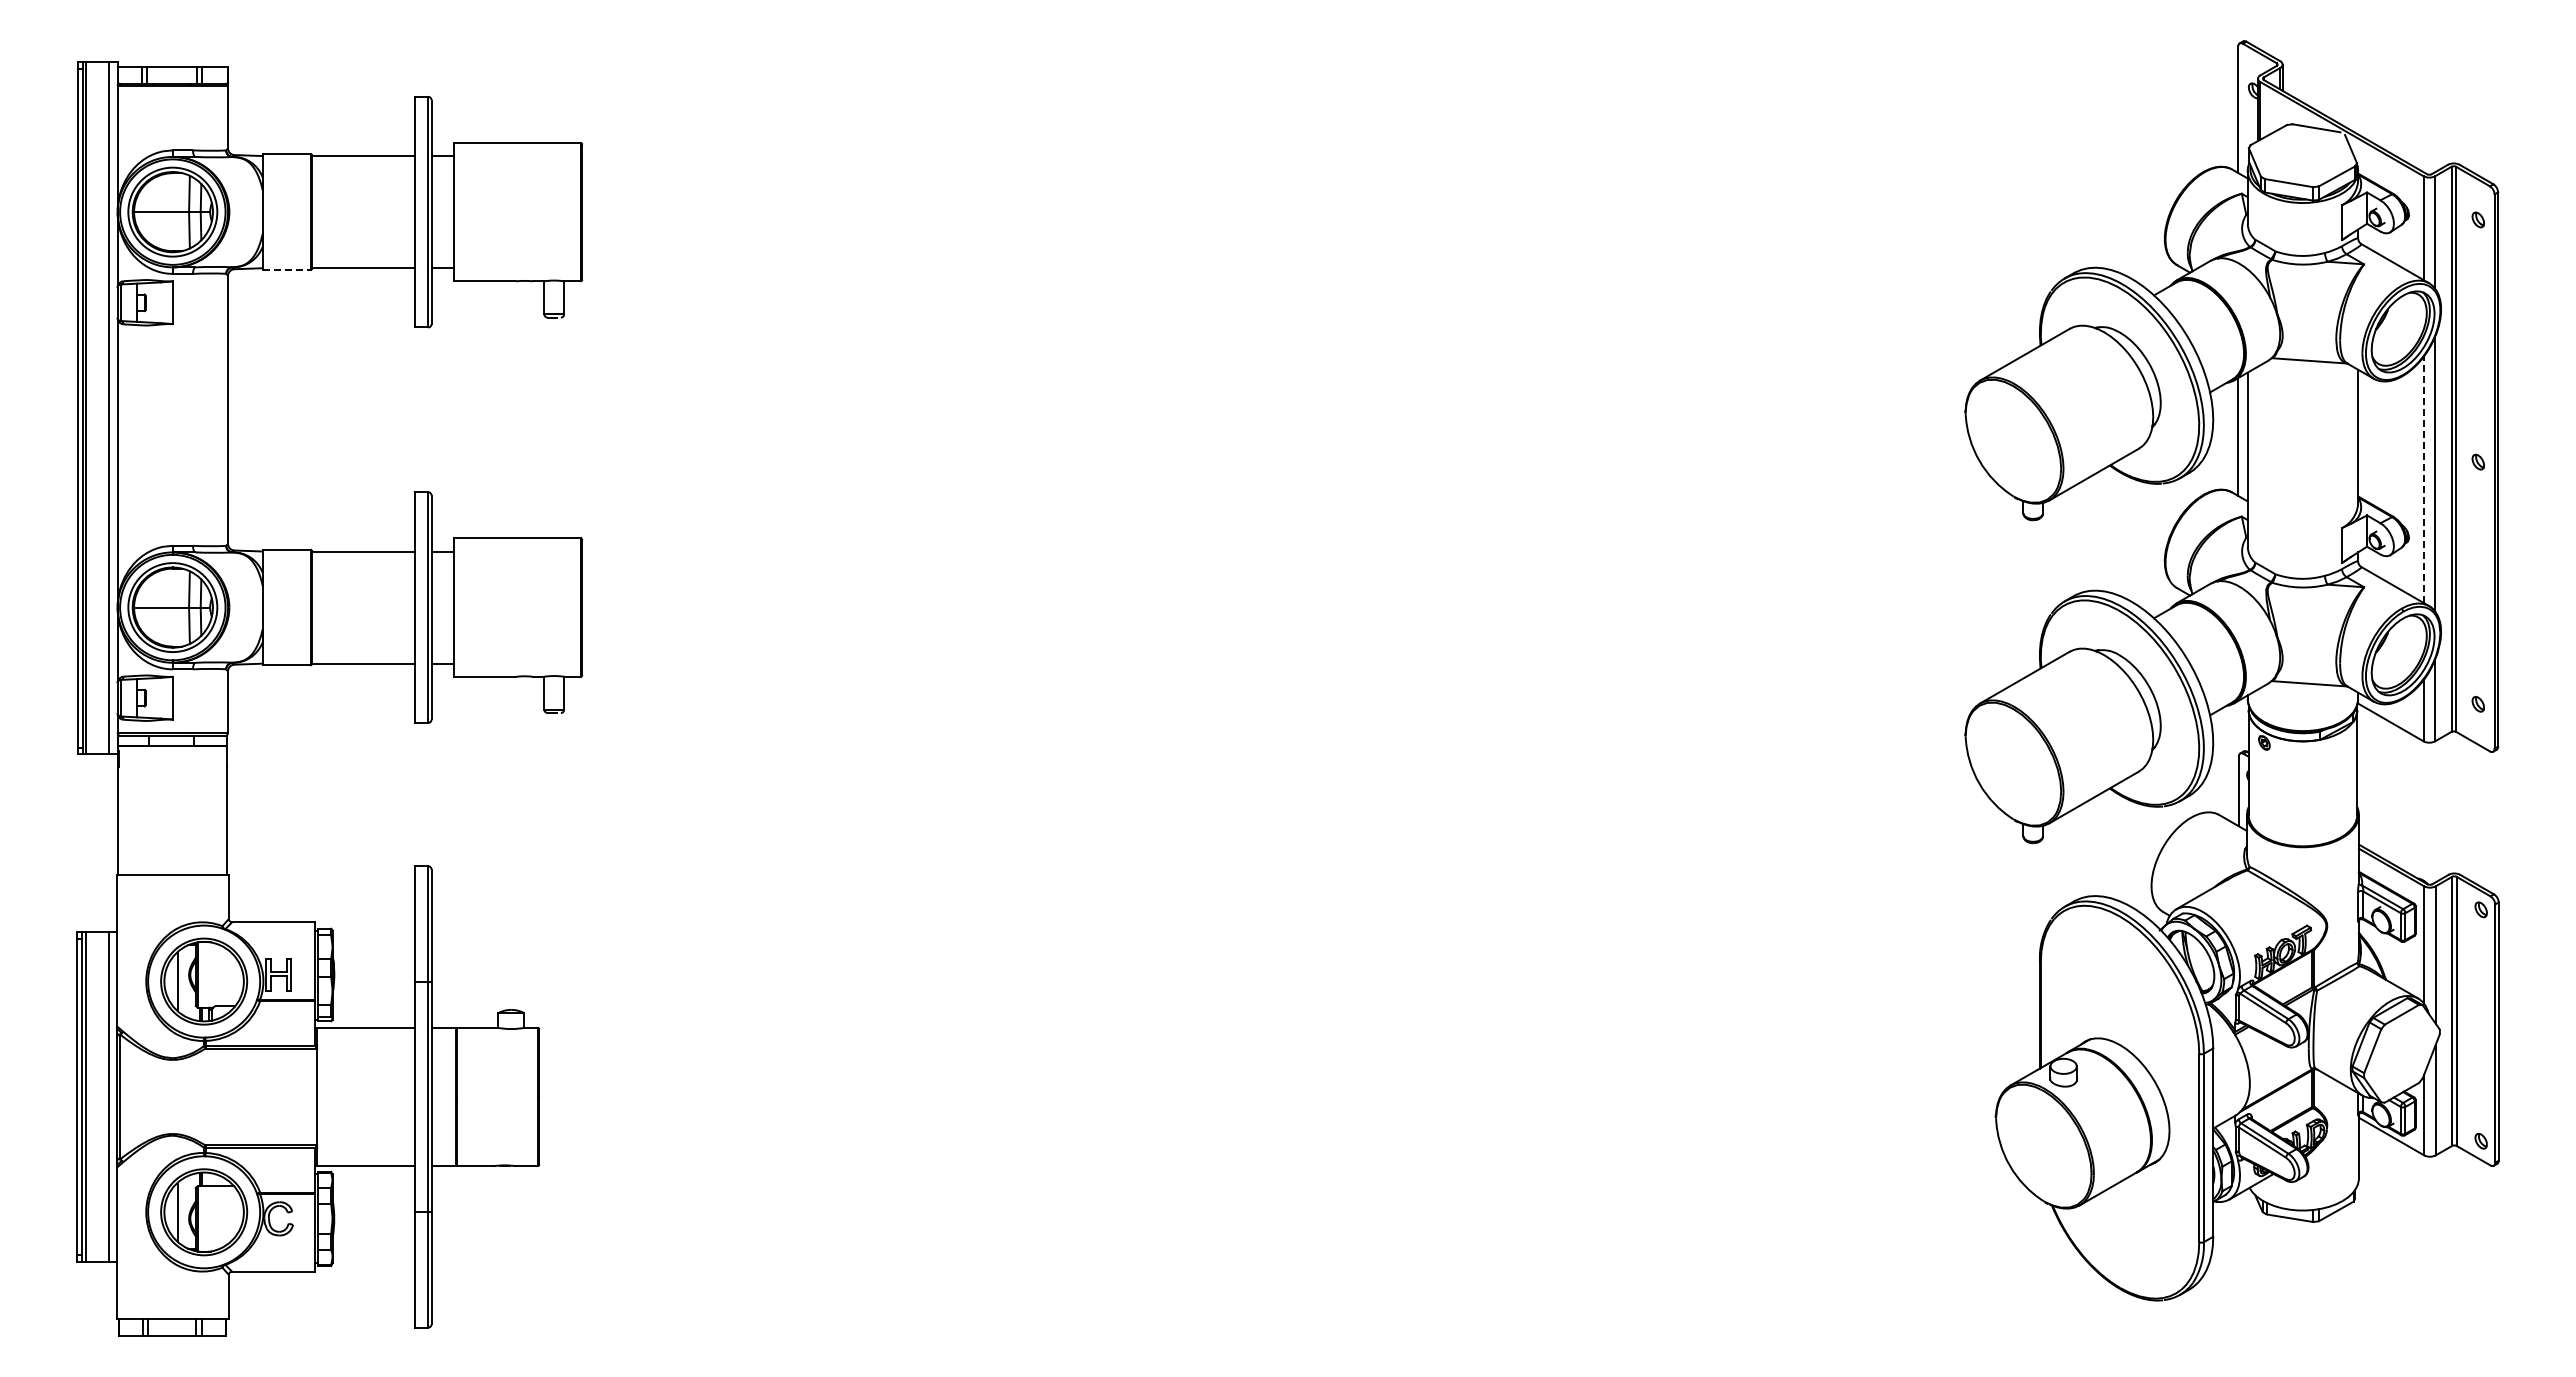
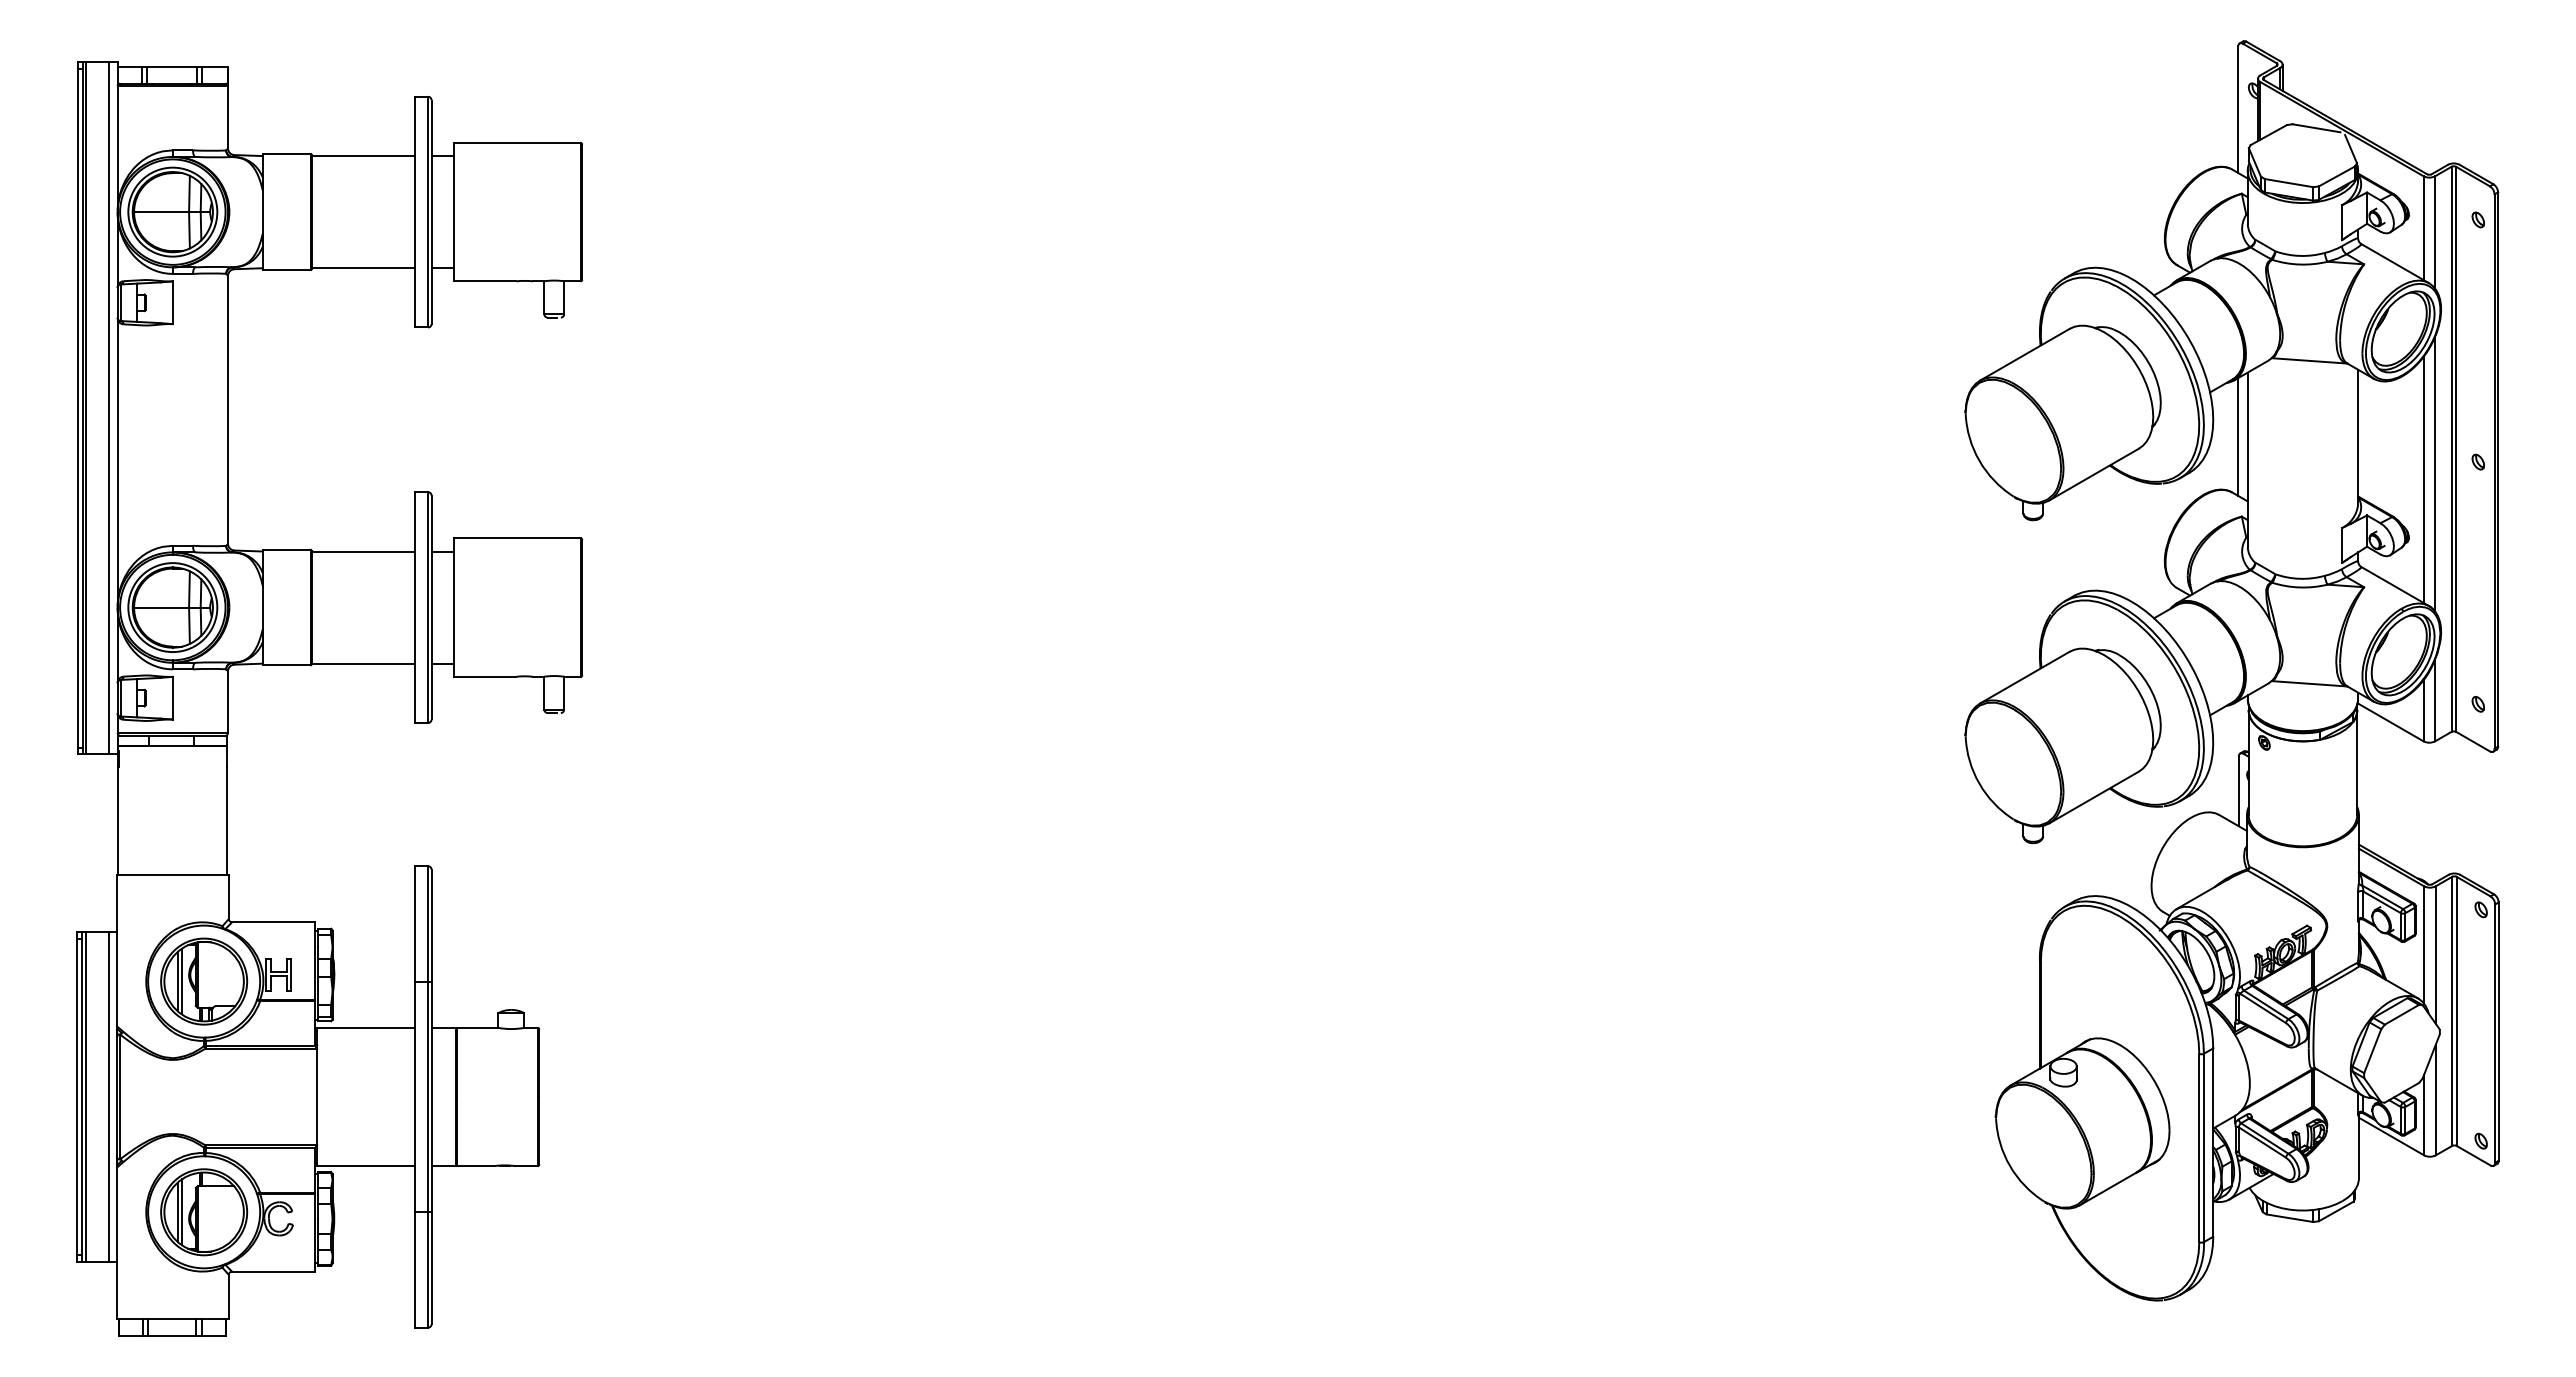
line: dashed -> solid (287, 269)
line: dashed -> solid (2423, 479)
line: none -> present (181, 981)
line: none -> present (181, 1212)
